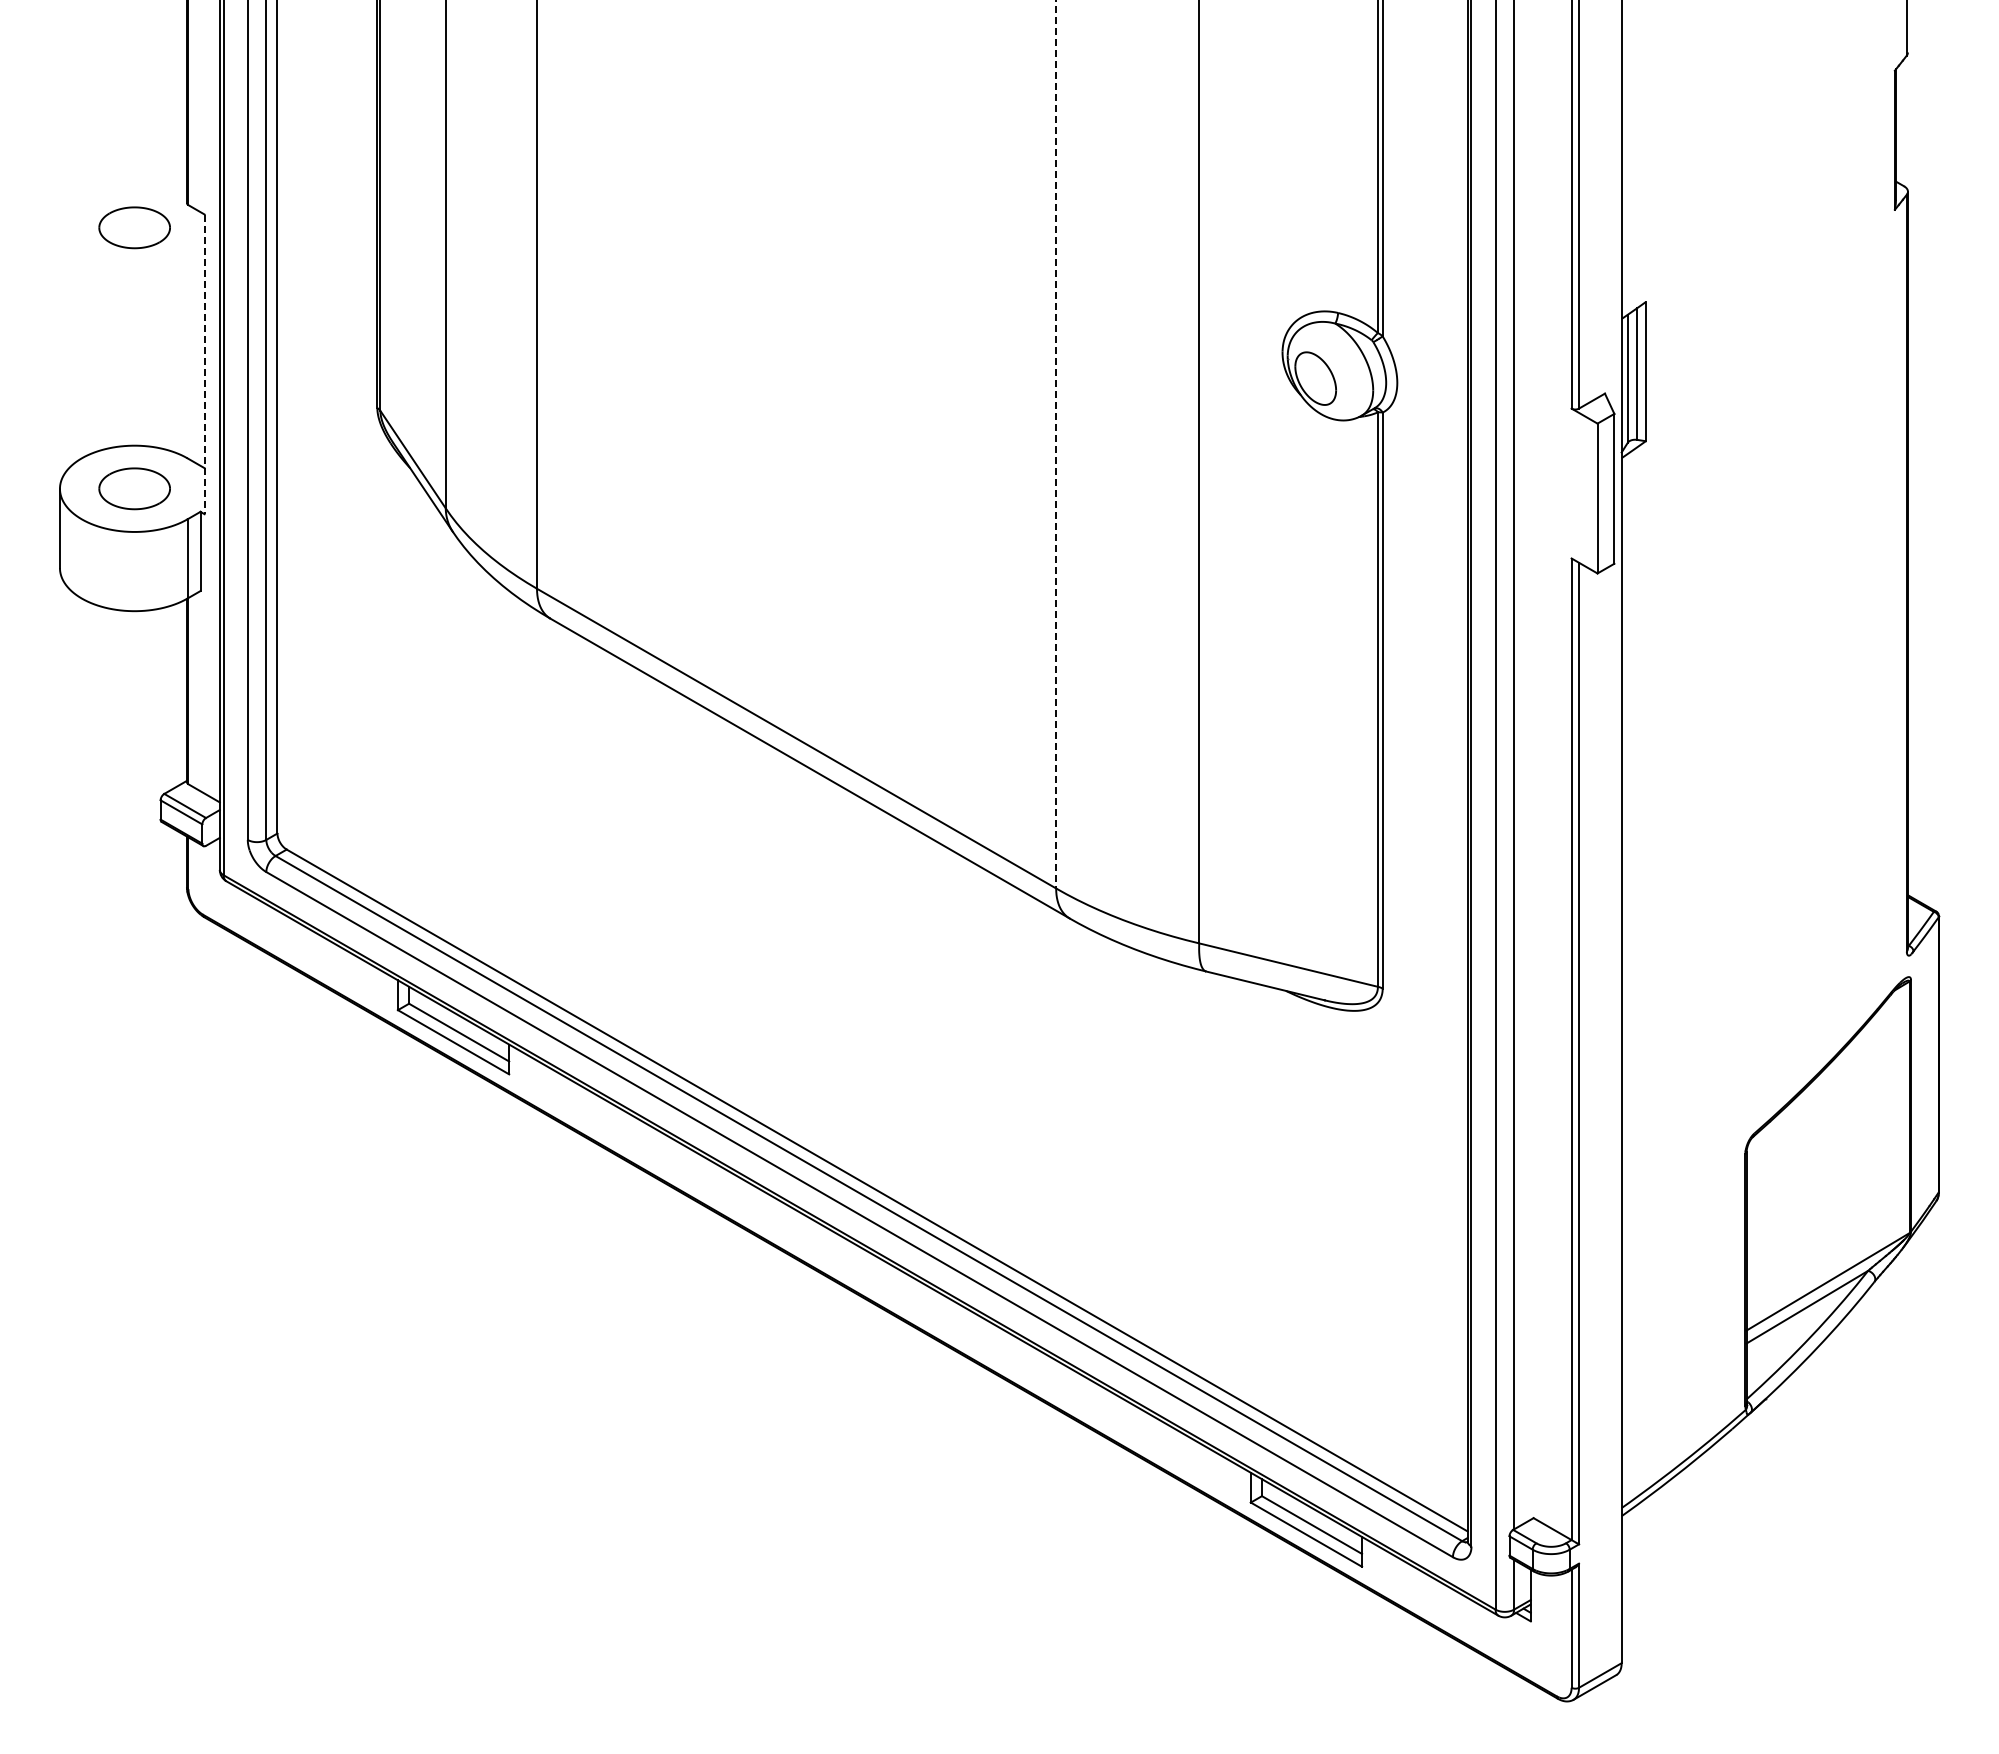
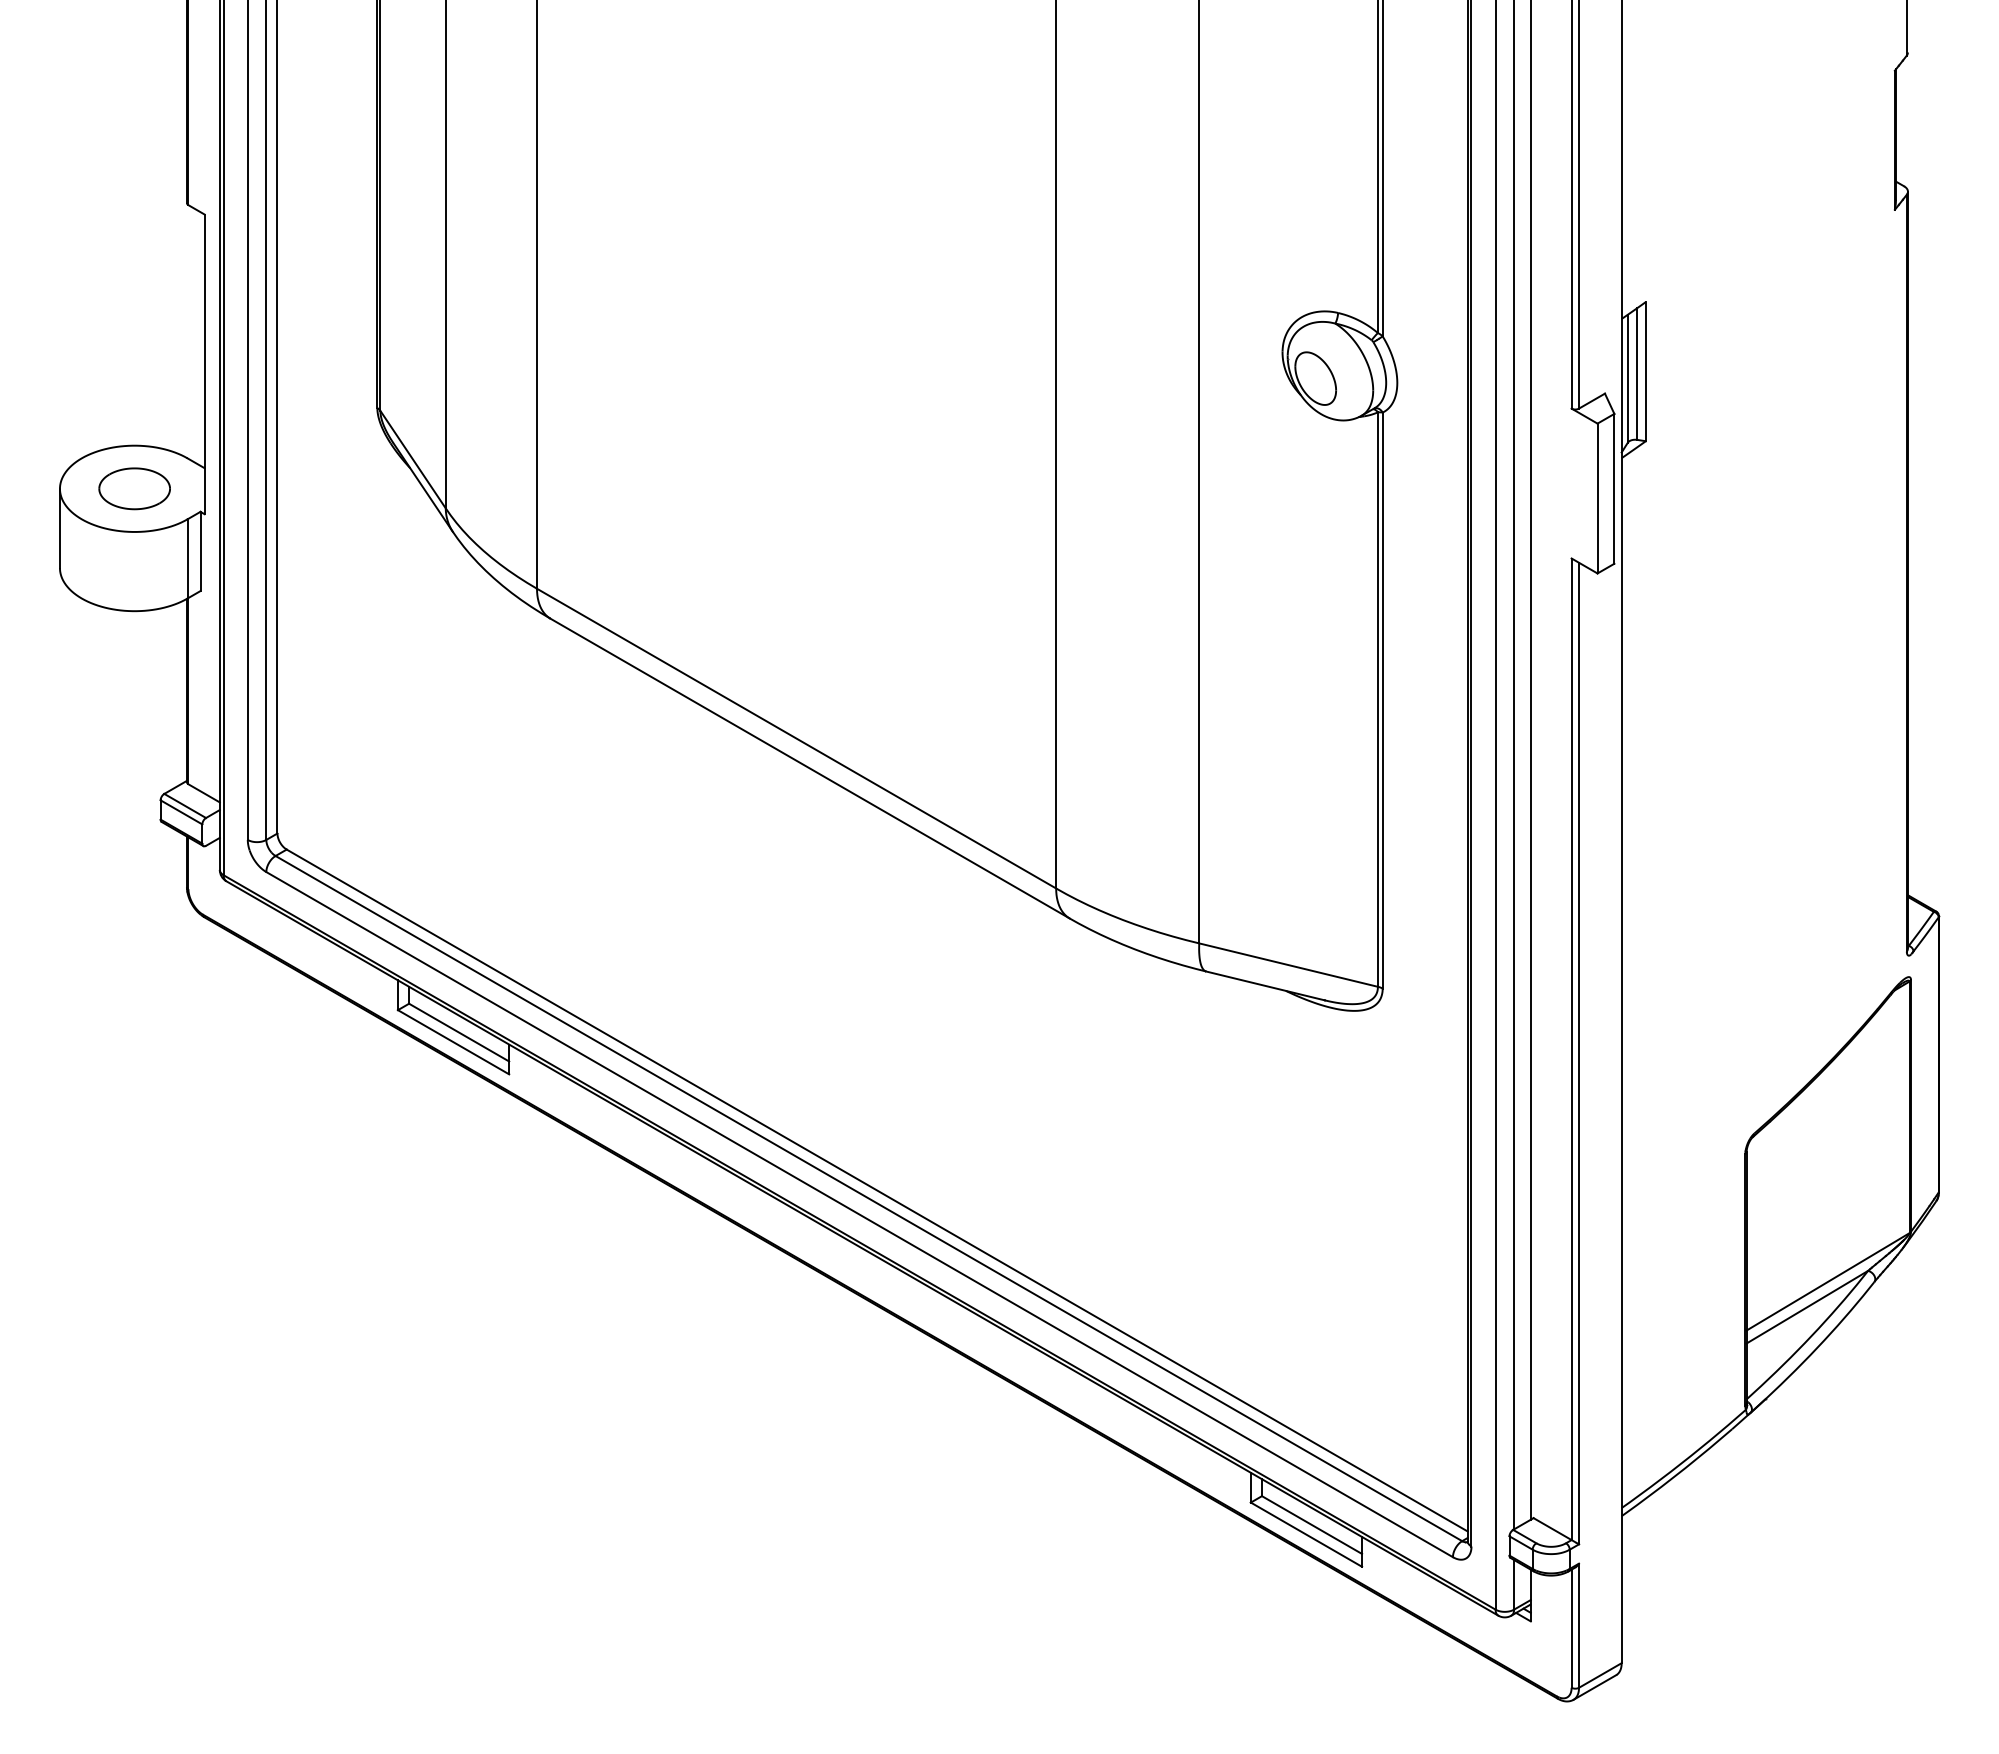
part: present -> none (134, 227)
line: dashed -> solid (204, 364)
line: dashed -> solid (1056, 444)
line: none -> present (1530, 760)
